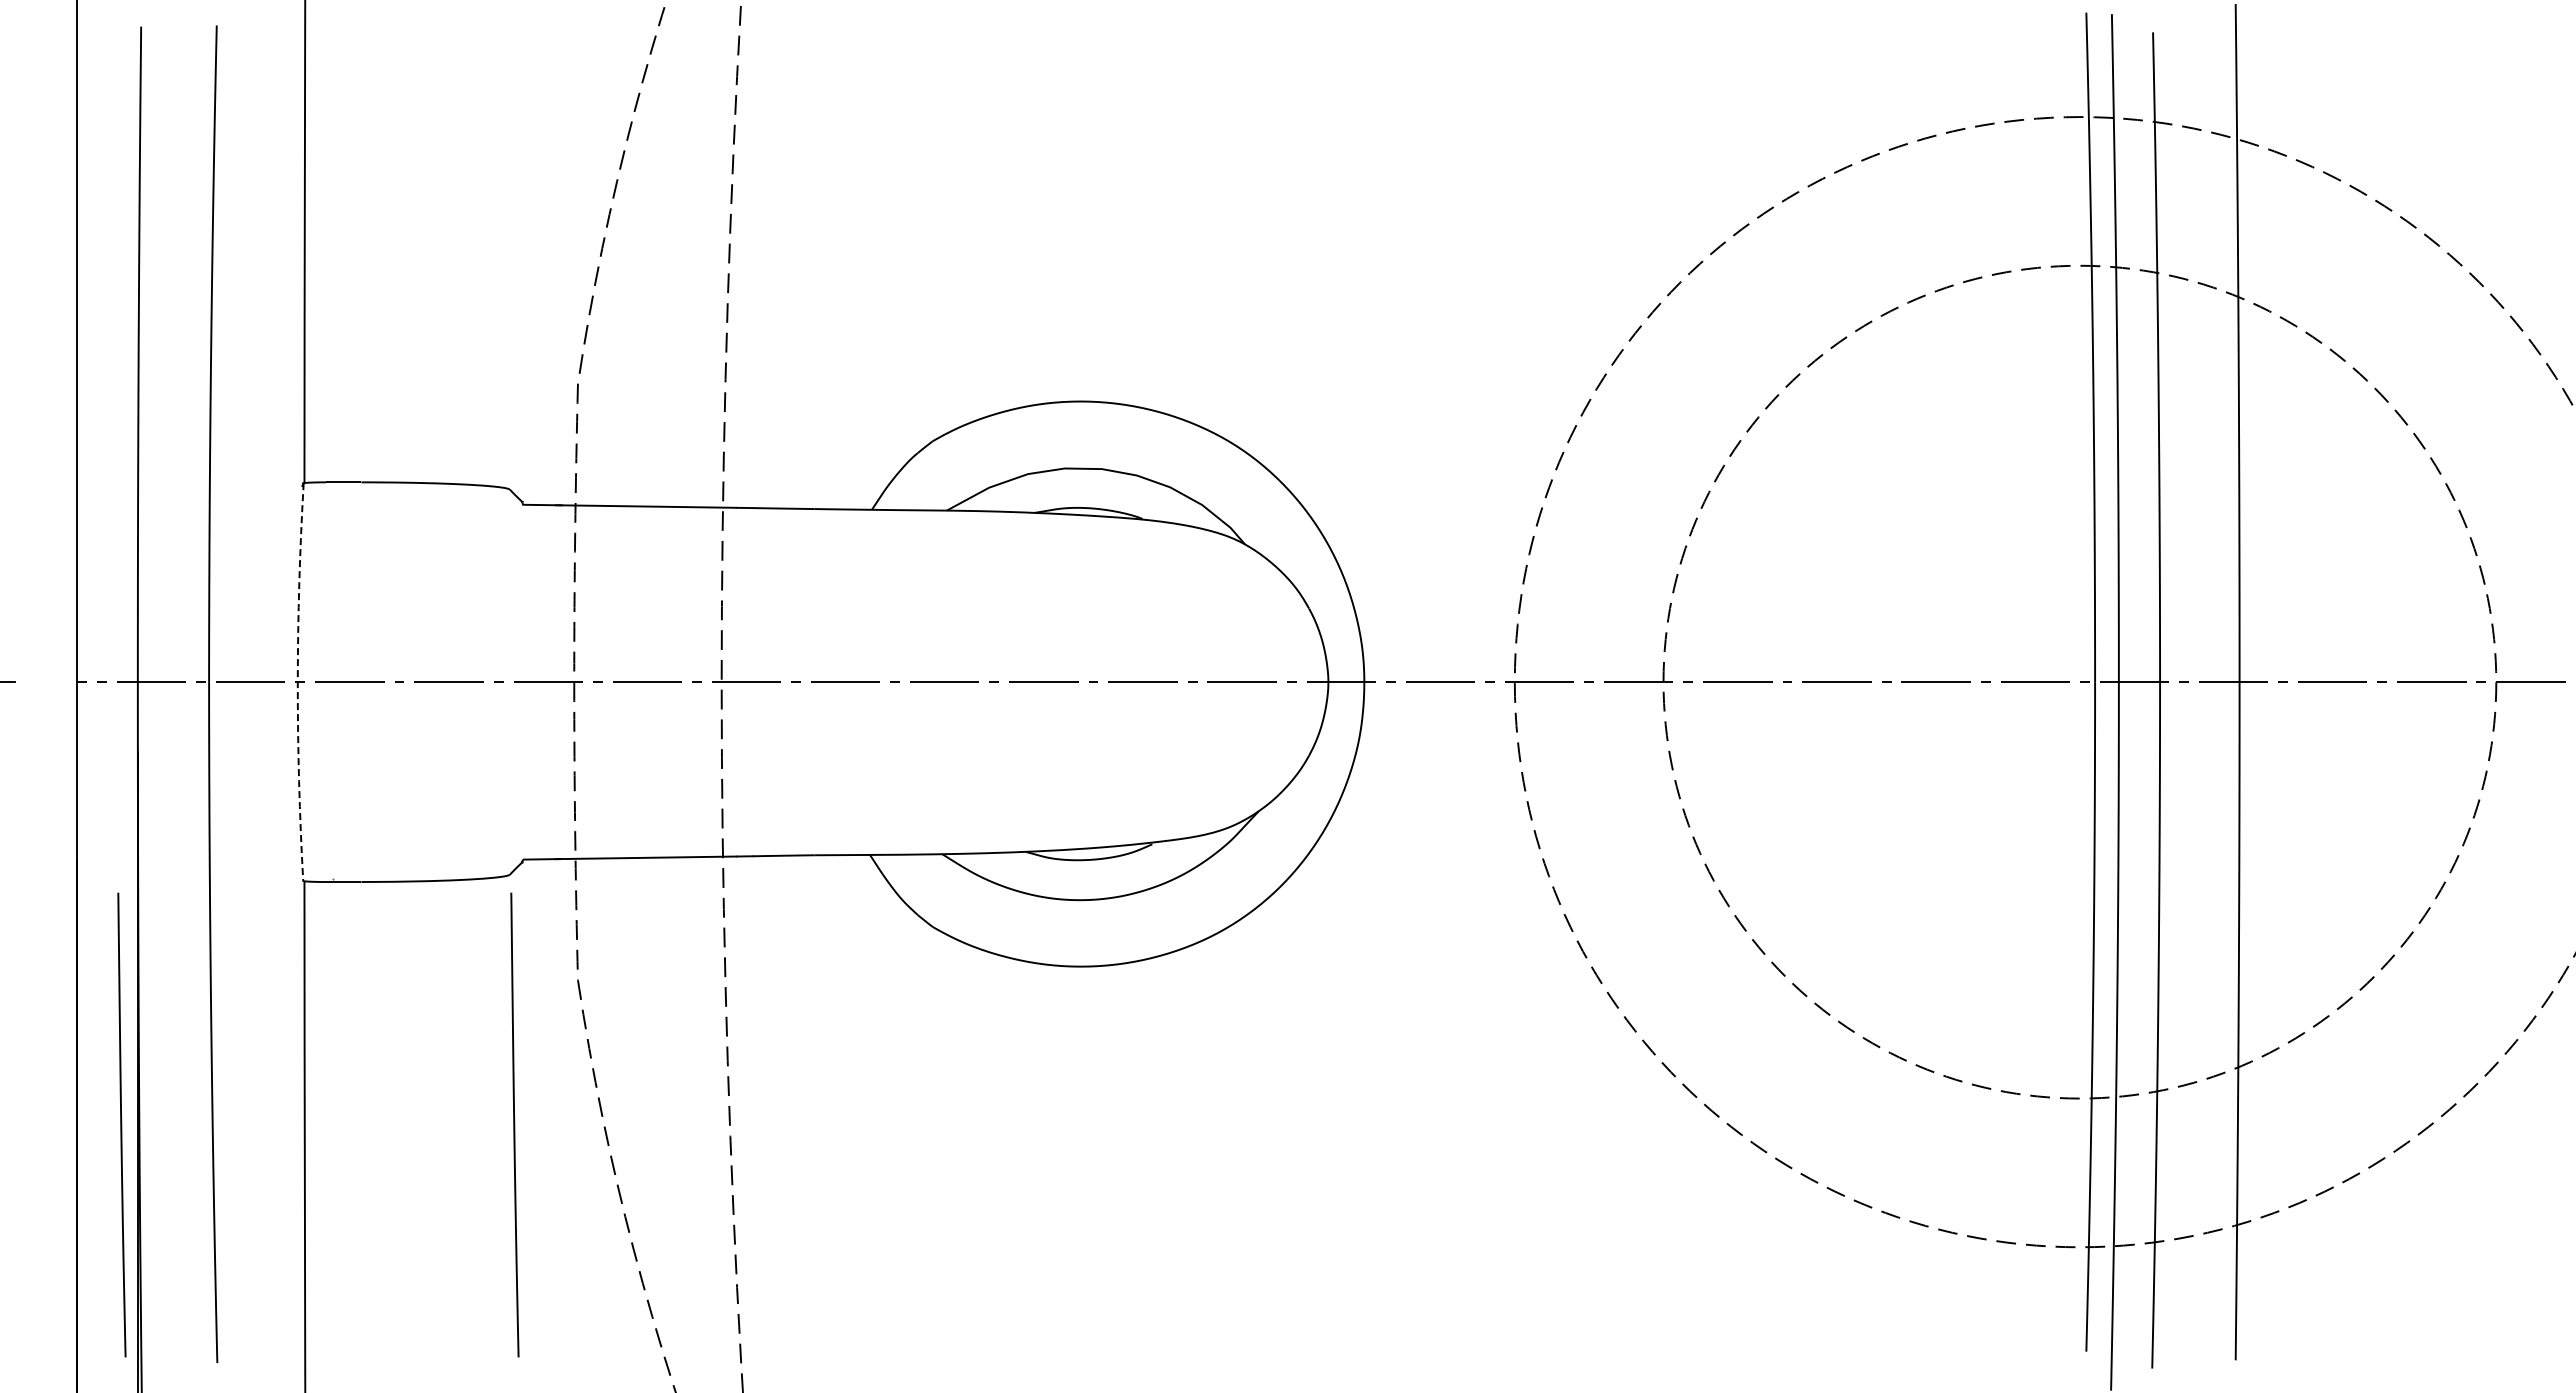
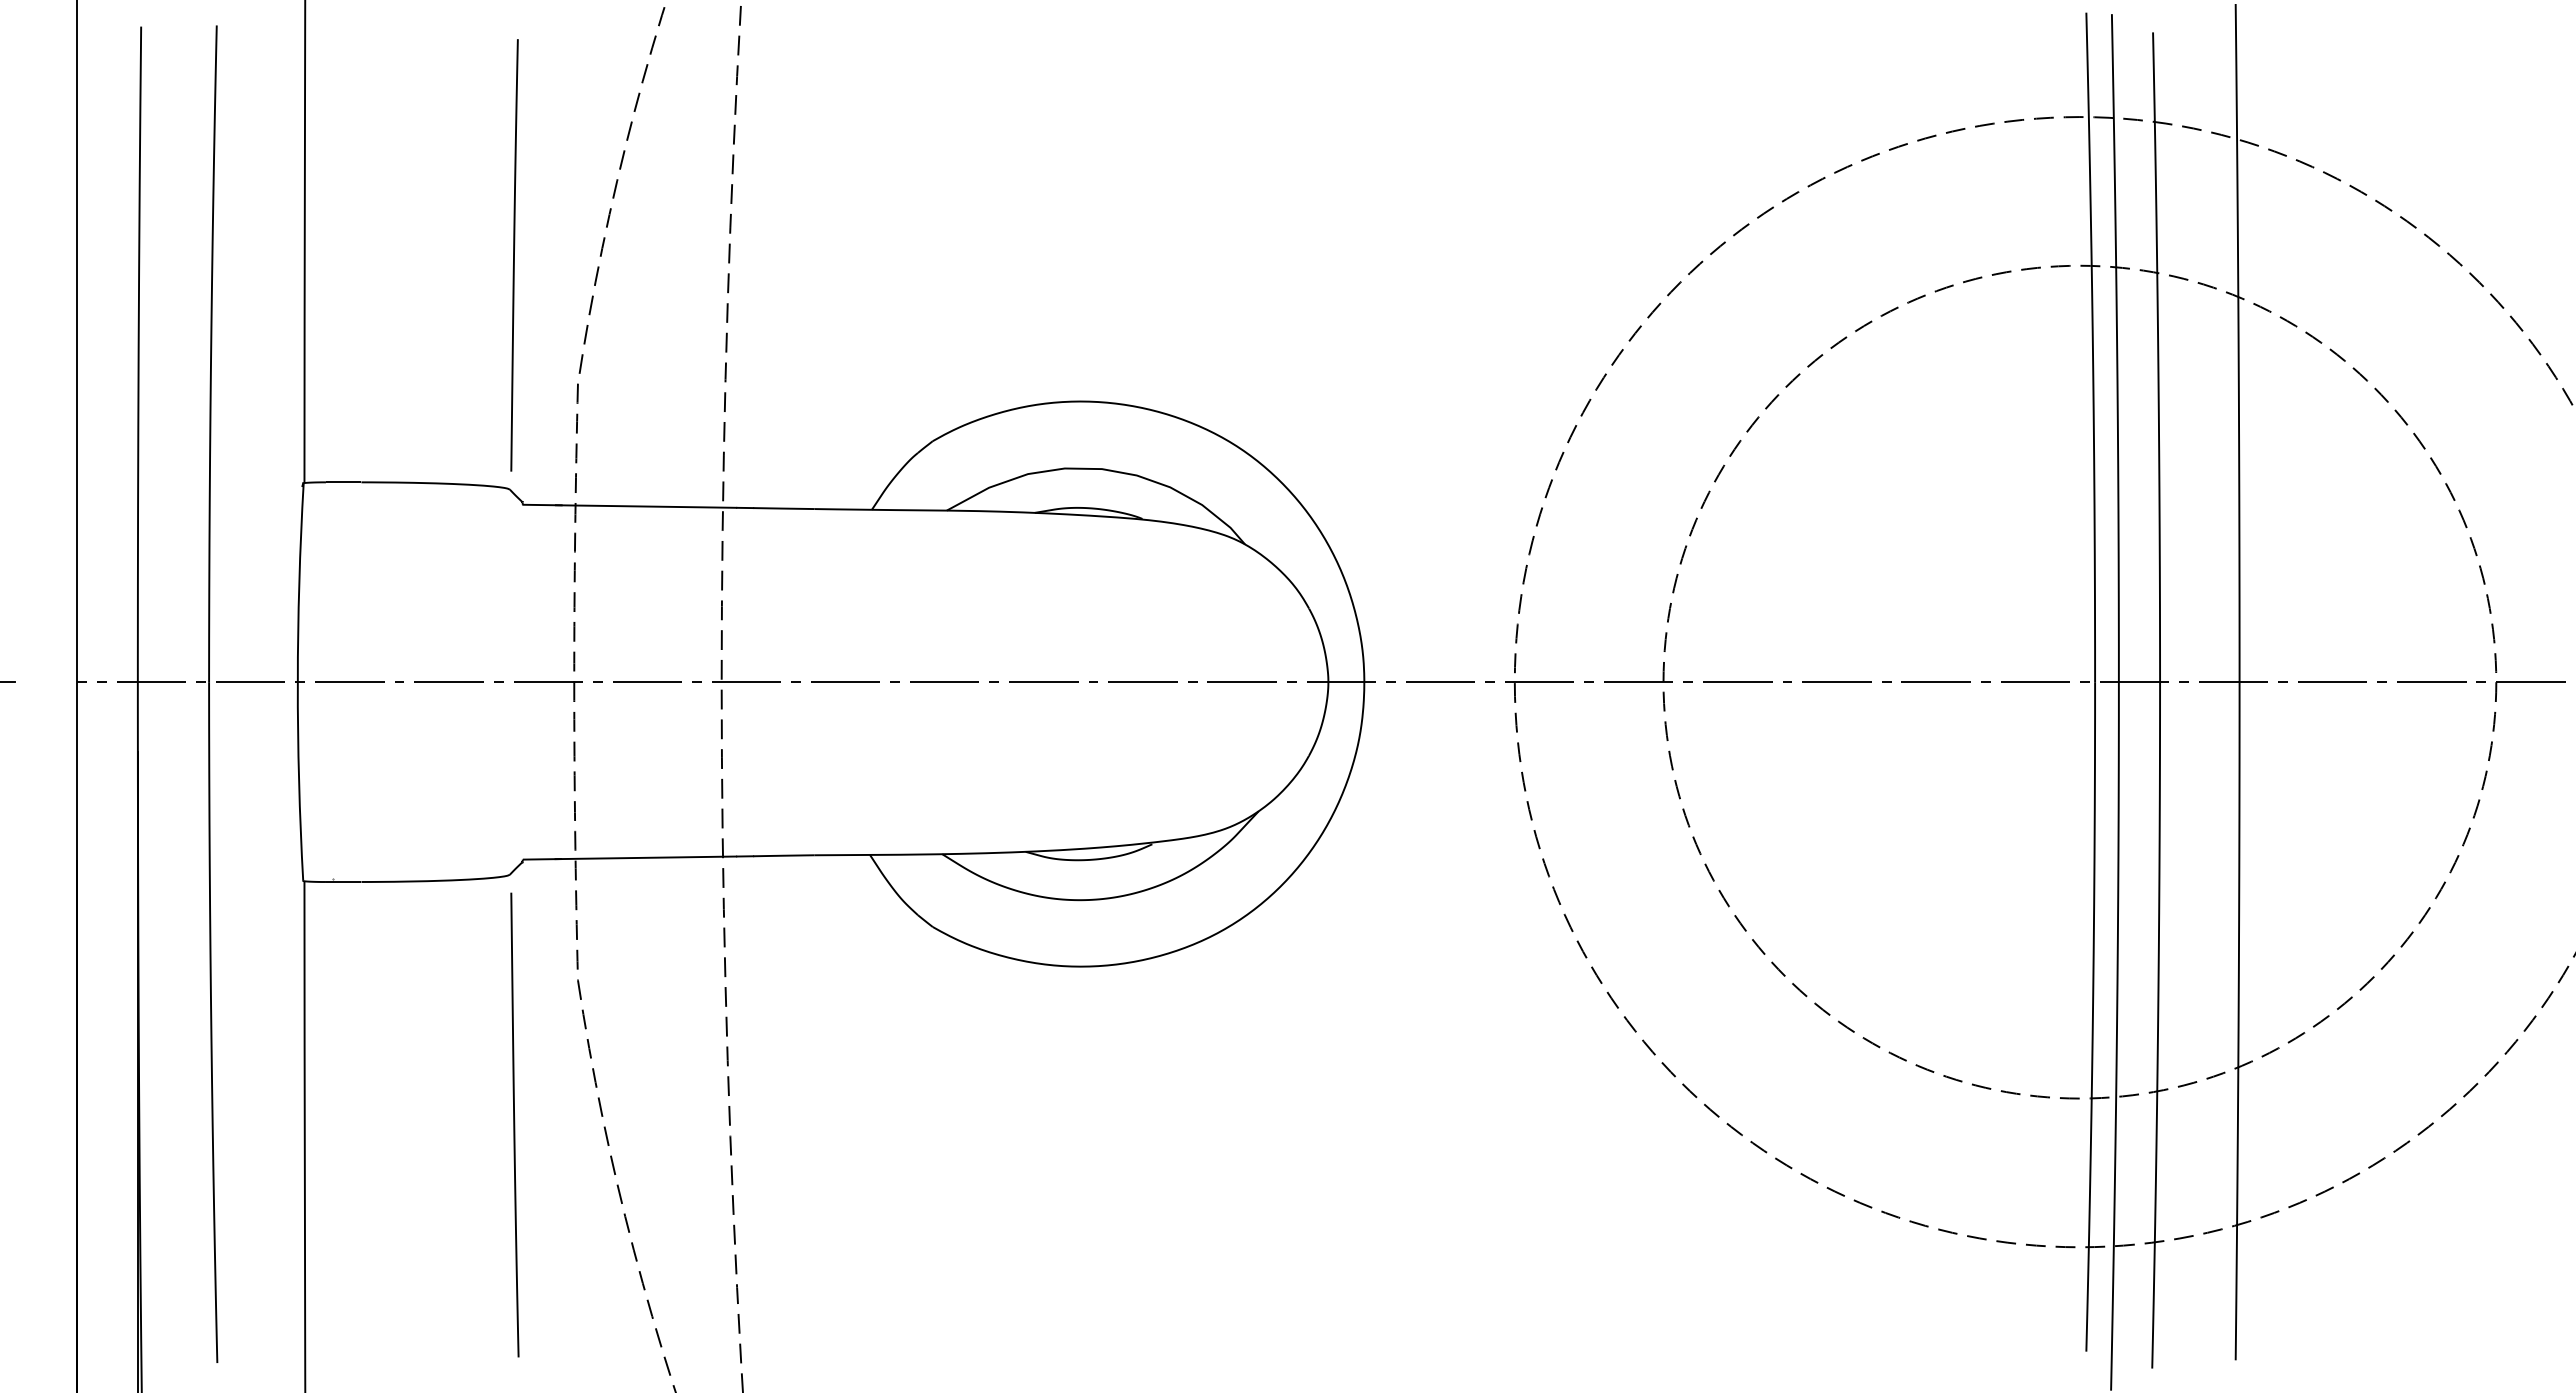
line: none -> present (514, 255)
arc: dashed -> solid (297, 682)
line: present -> none (121, 1124)
